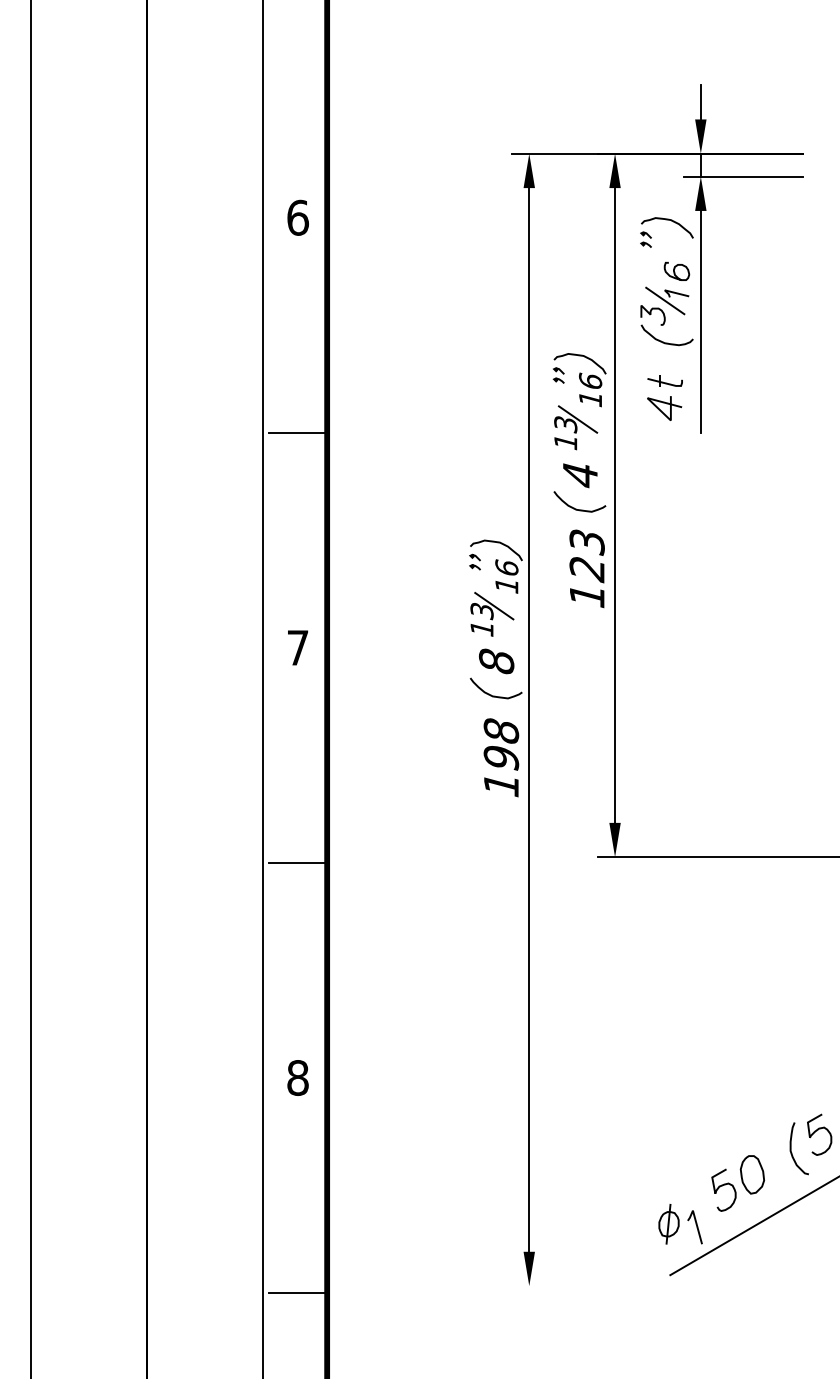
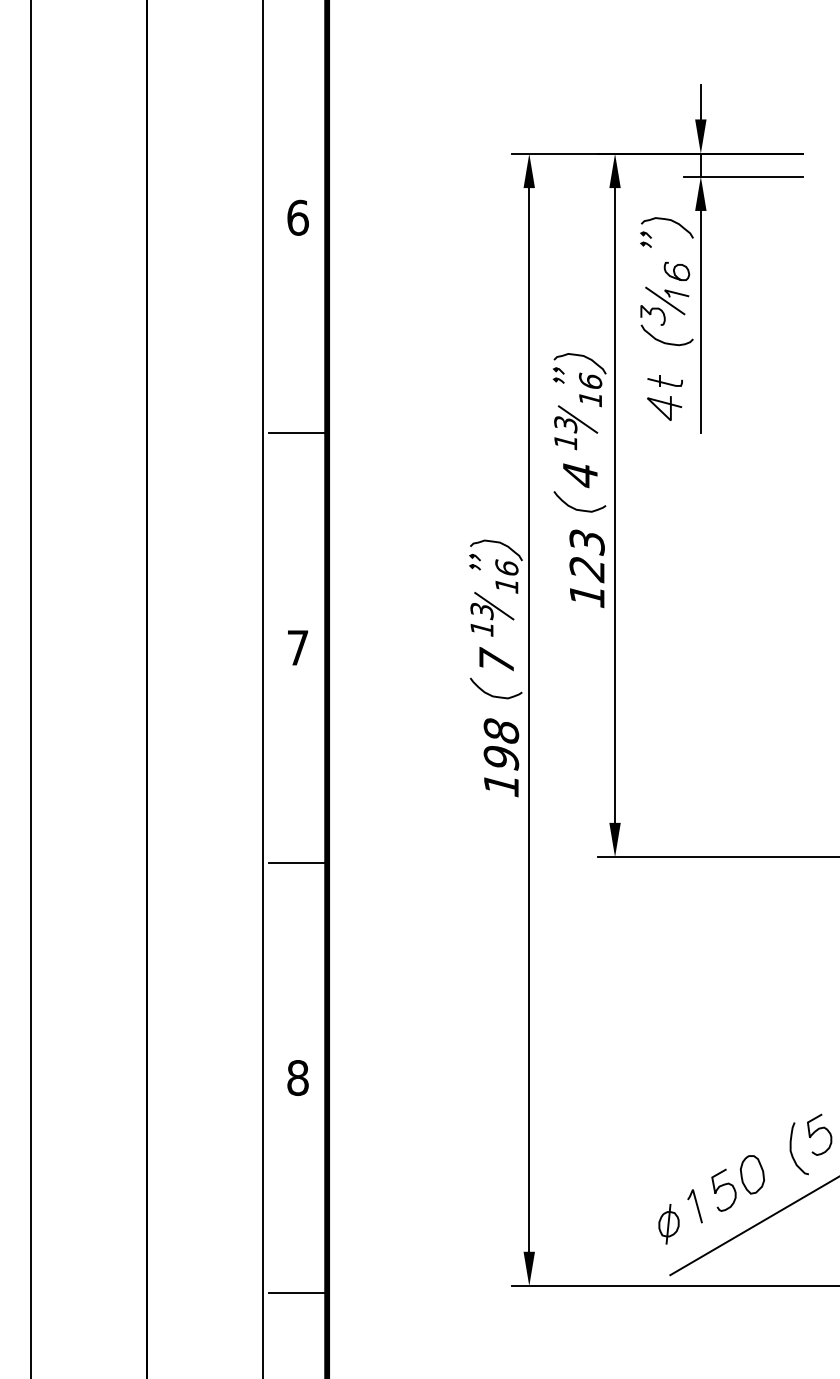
text: 8 -> 7 (496, 660)
line position: (696, 1227) -> (696, 1206) (696, 1206)
line: none -> present (674, 1286)
